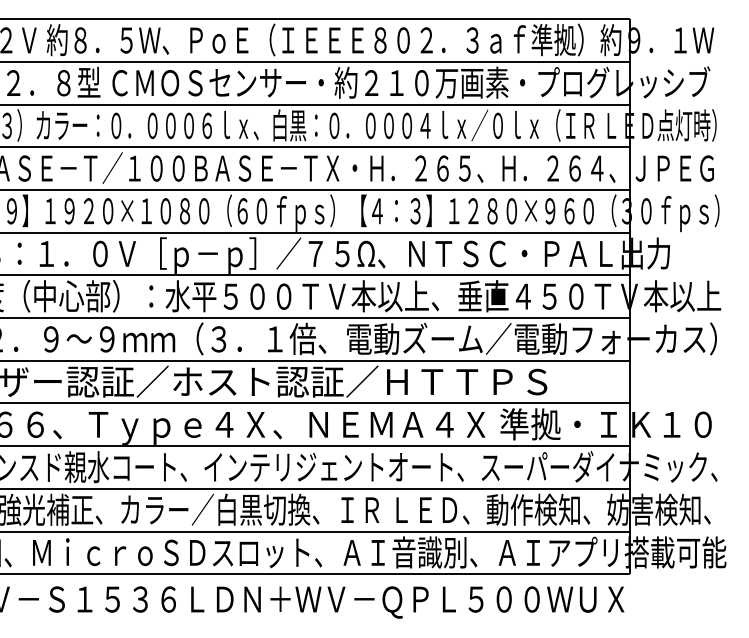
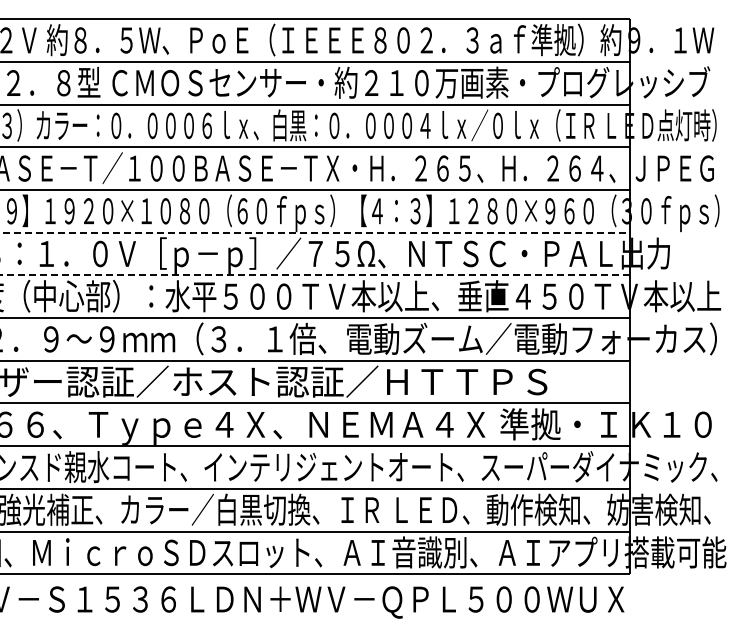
line: solid -> dashed (315, 232)
line: solid -> dashed (315, 275)
